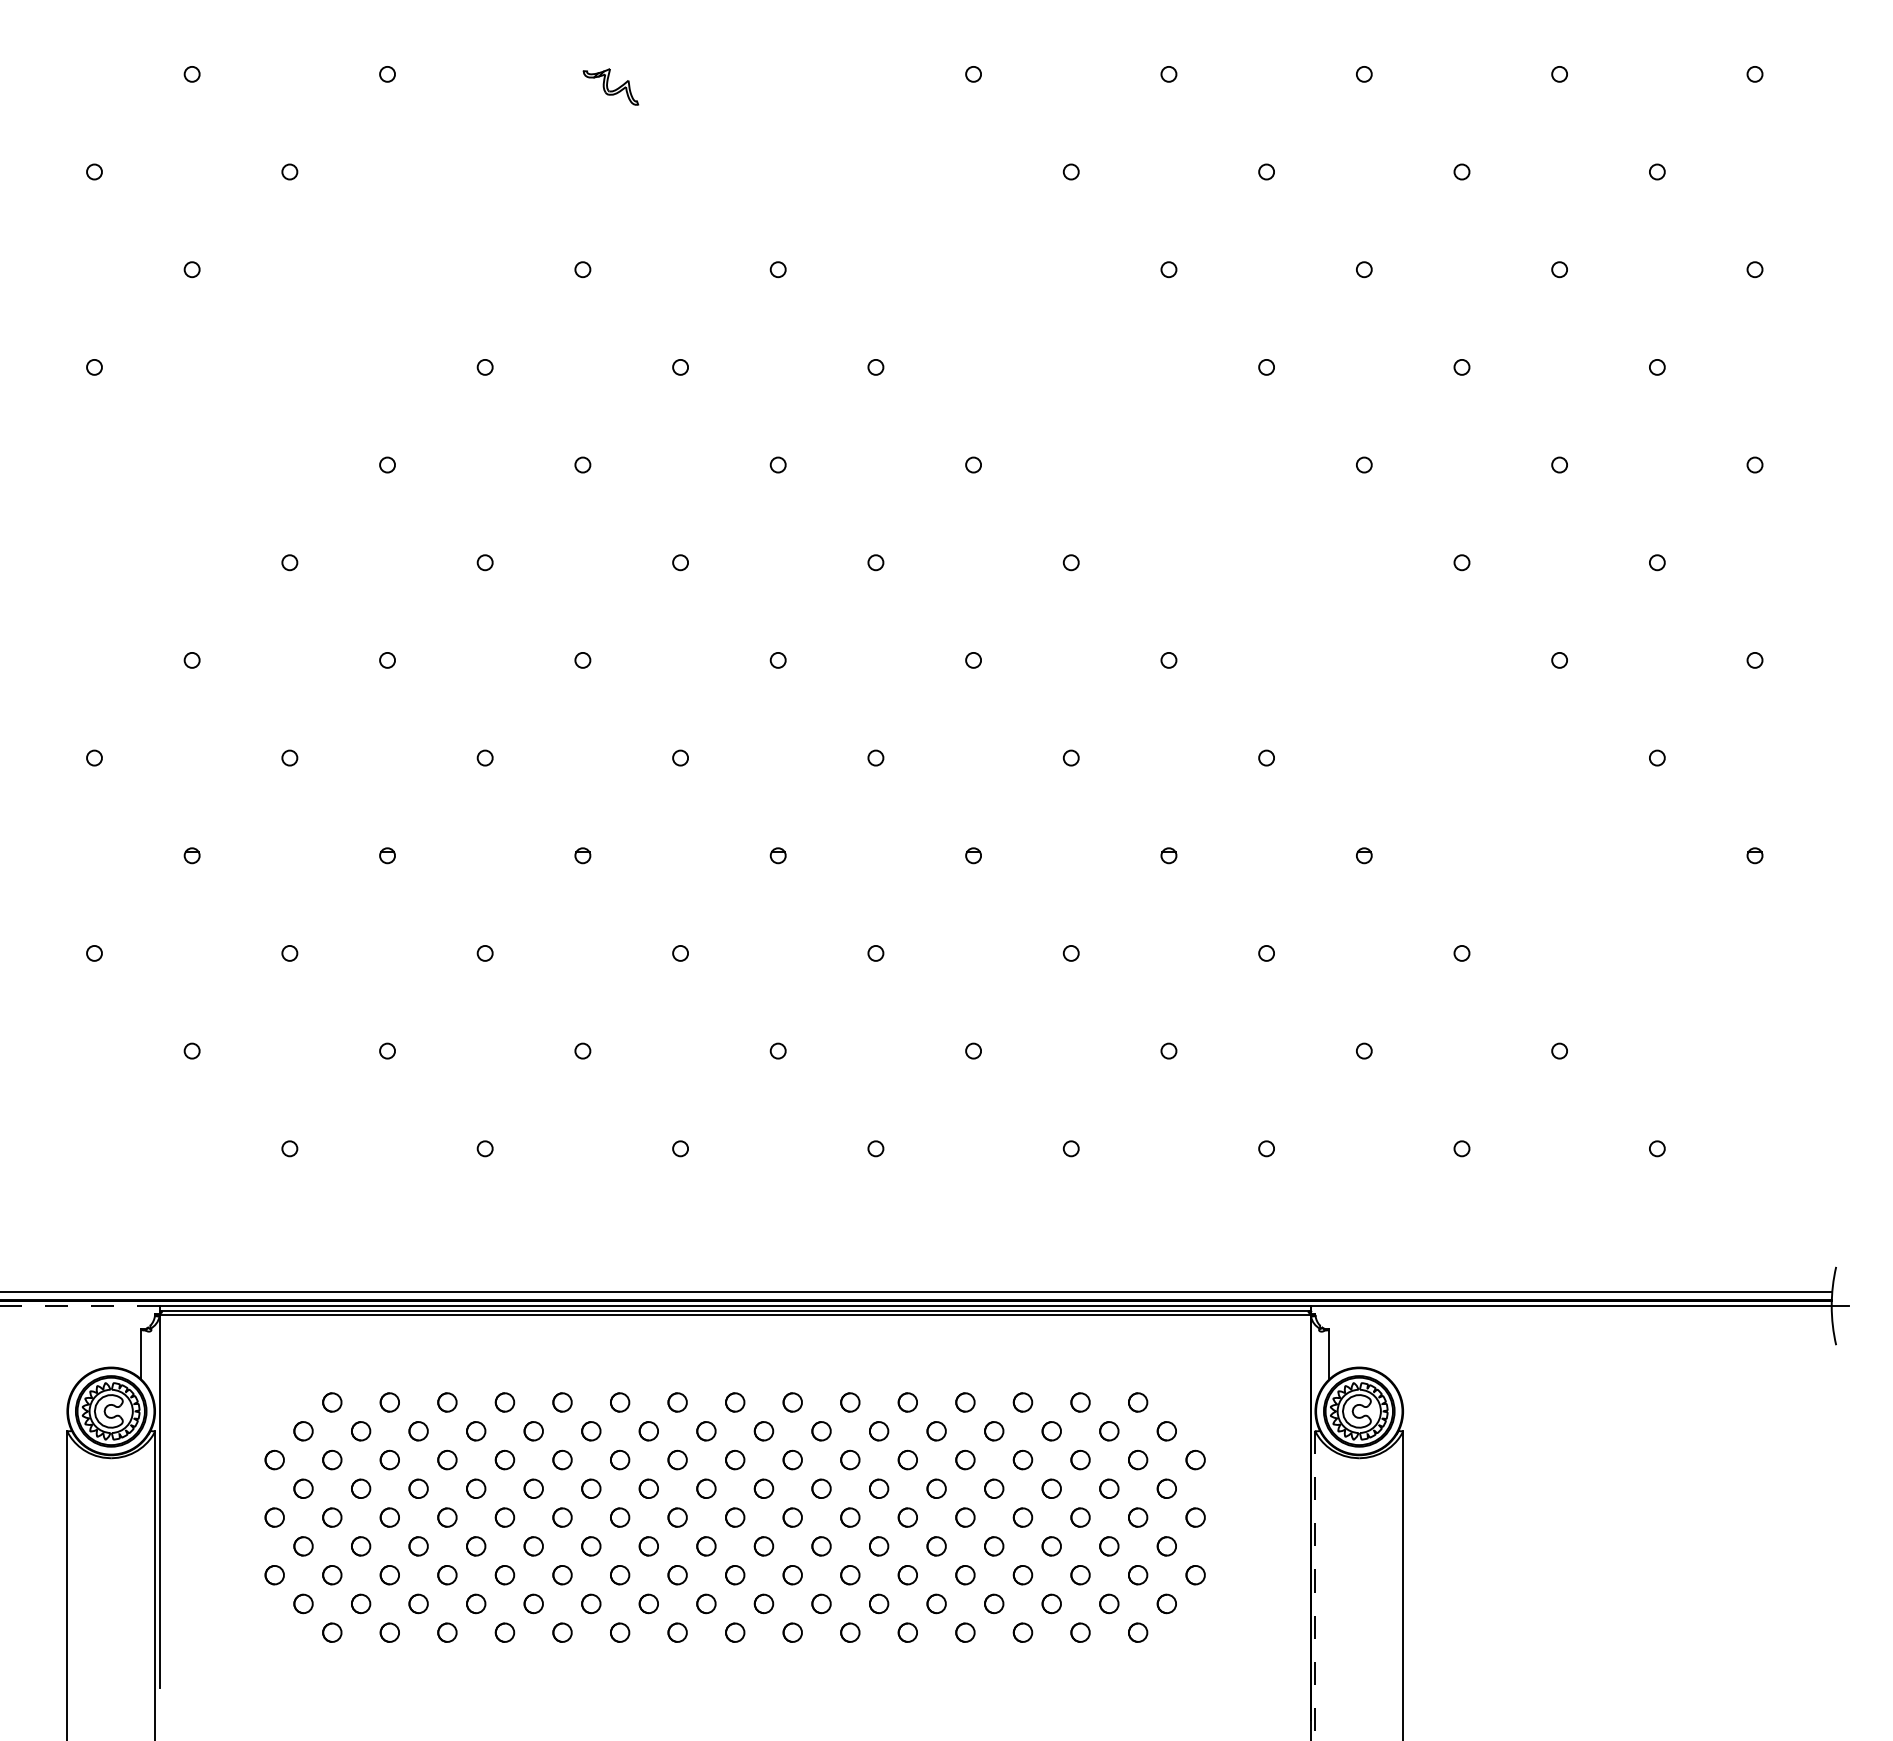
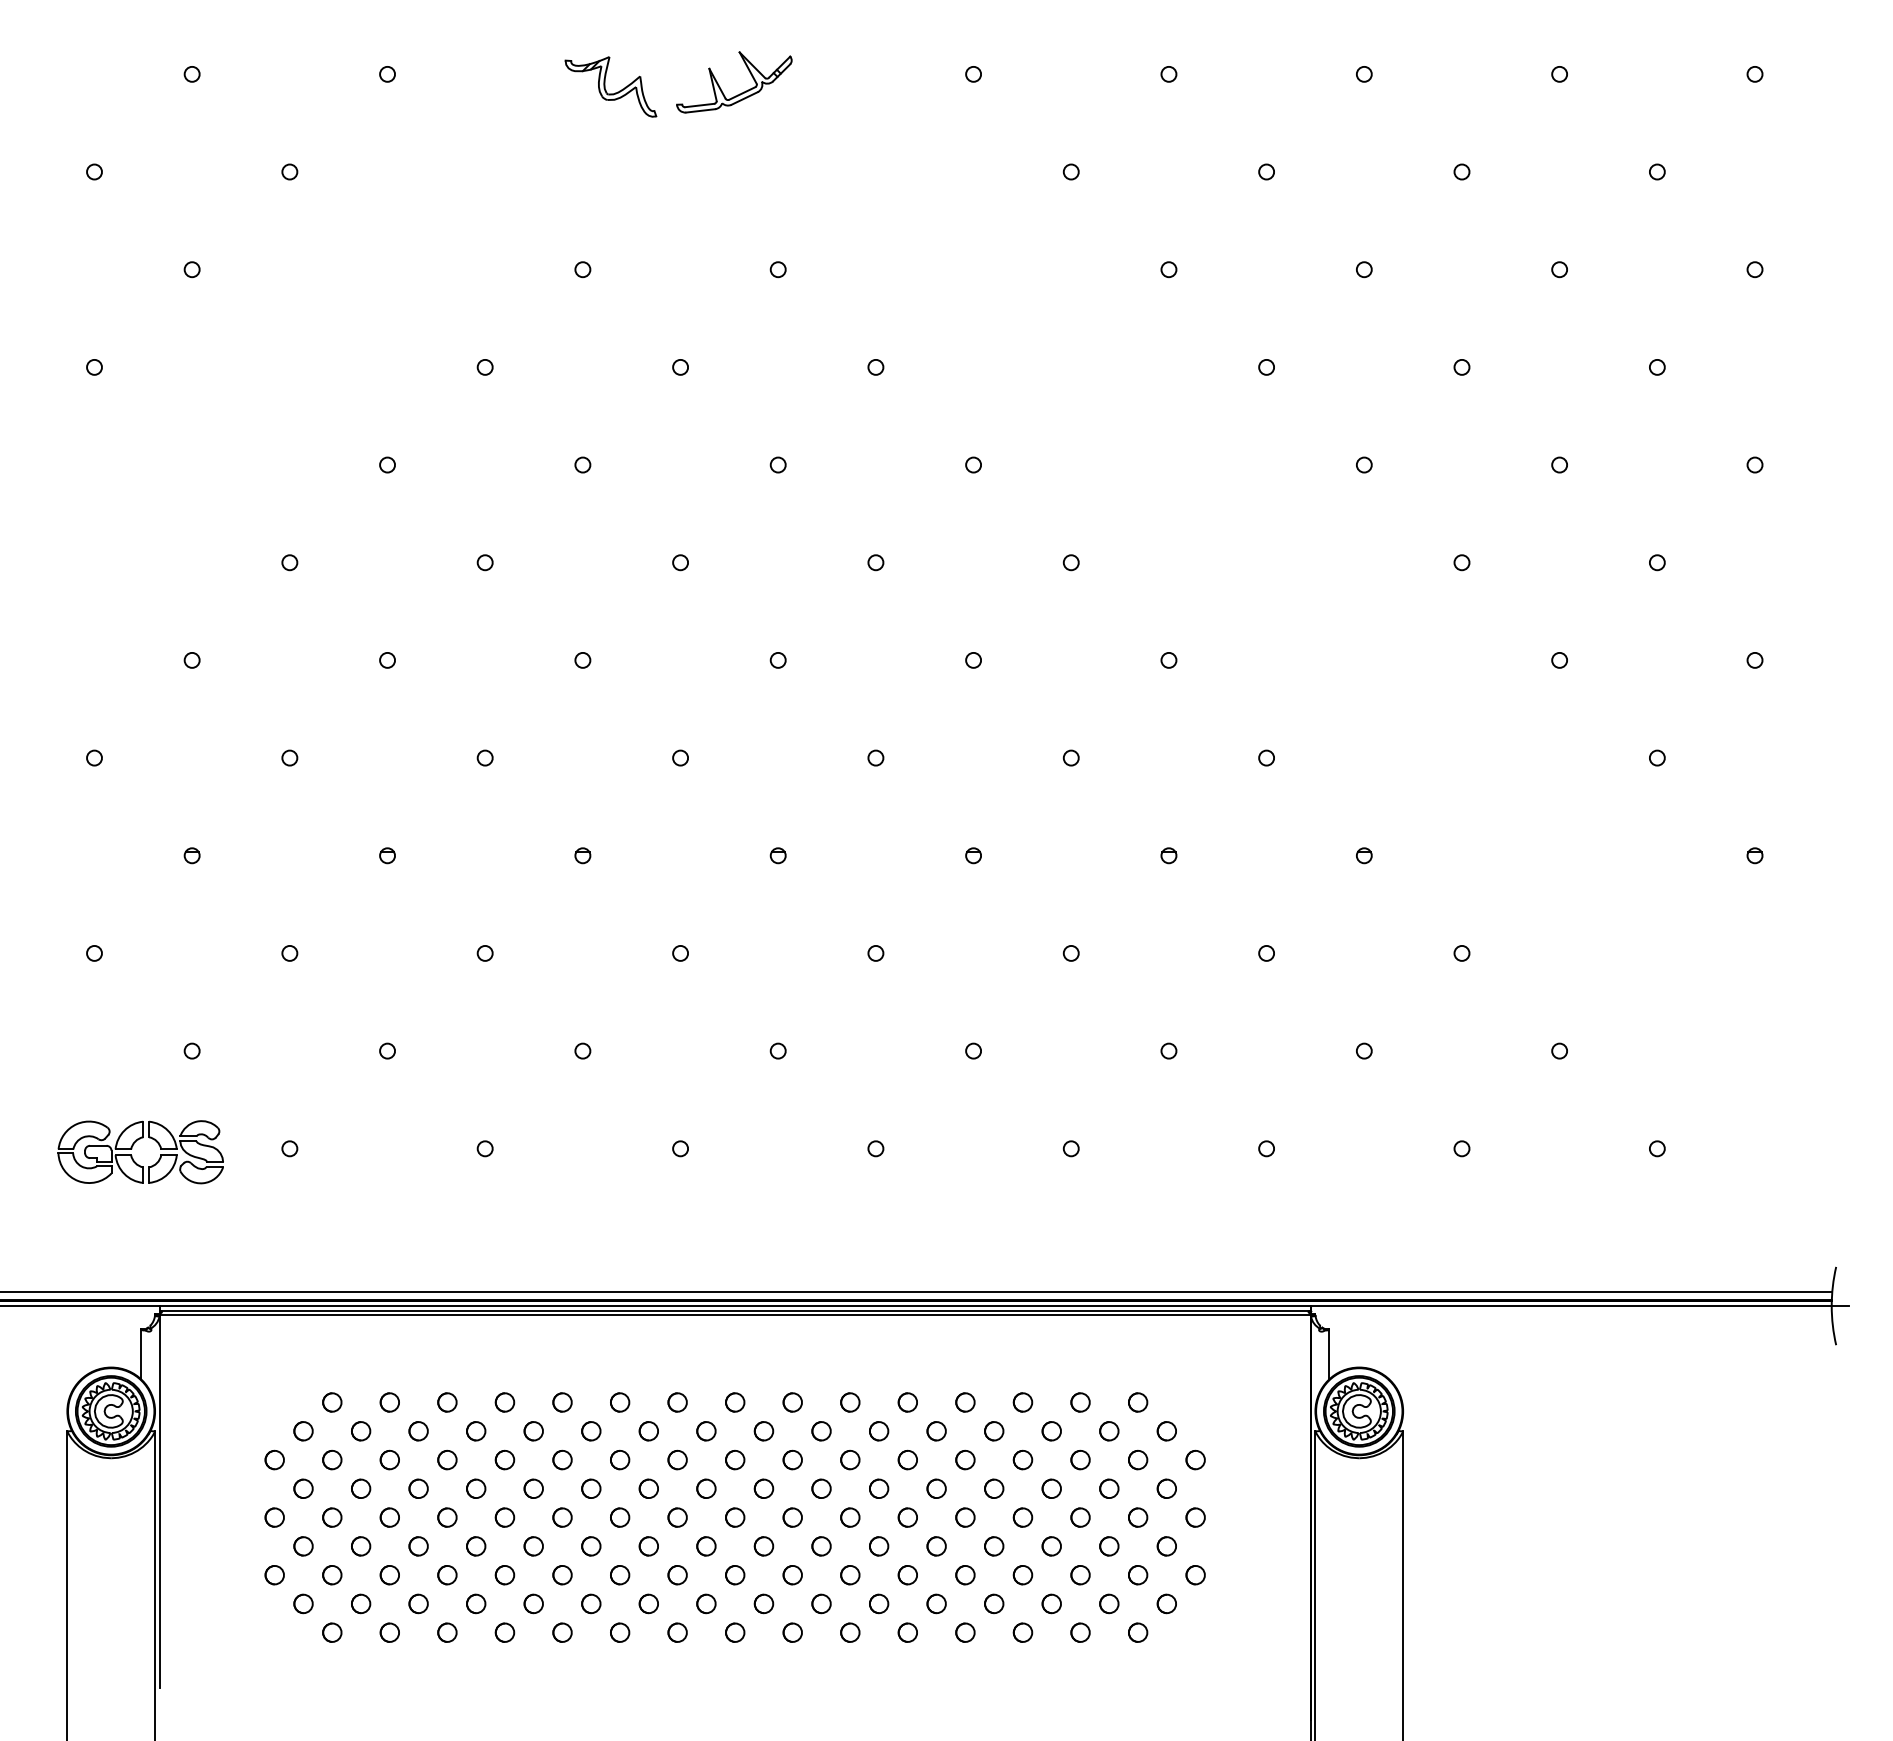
part size: 58x38 px -> 94x62 px (610, 86)
part: none -> present (739, 93)
part: none -> present (132, 1155)
line: dashed -> solid (79, 1306)
line: dashed -> solid (1315, 1586)
